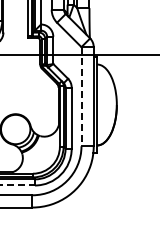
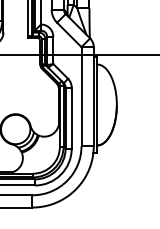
line: dashed -> solid (81, 96)
line: dashed -> solid (17, 185)
